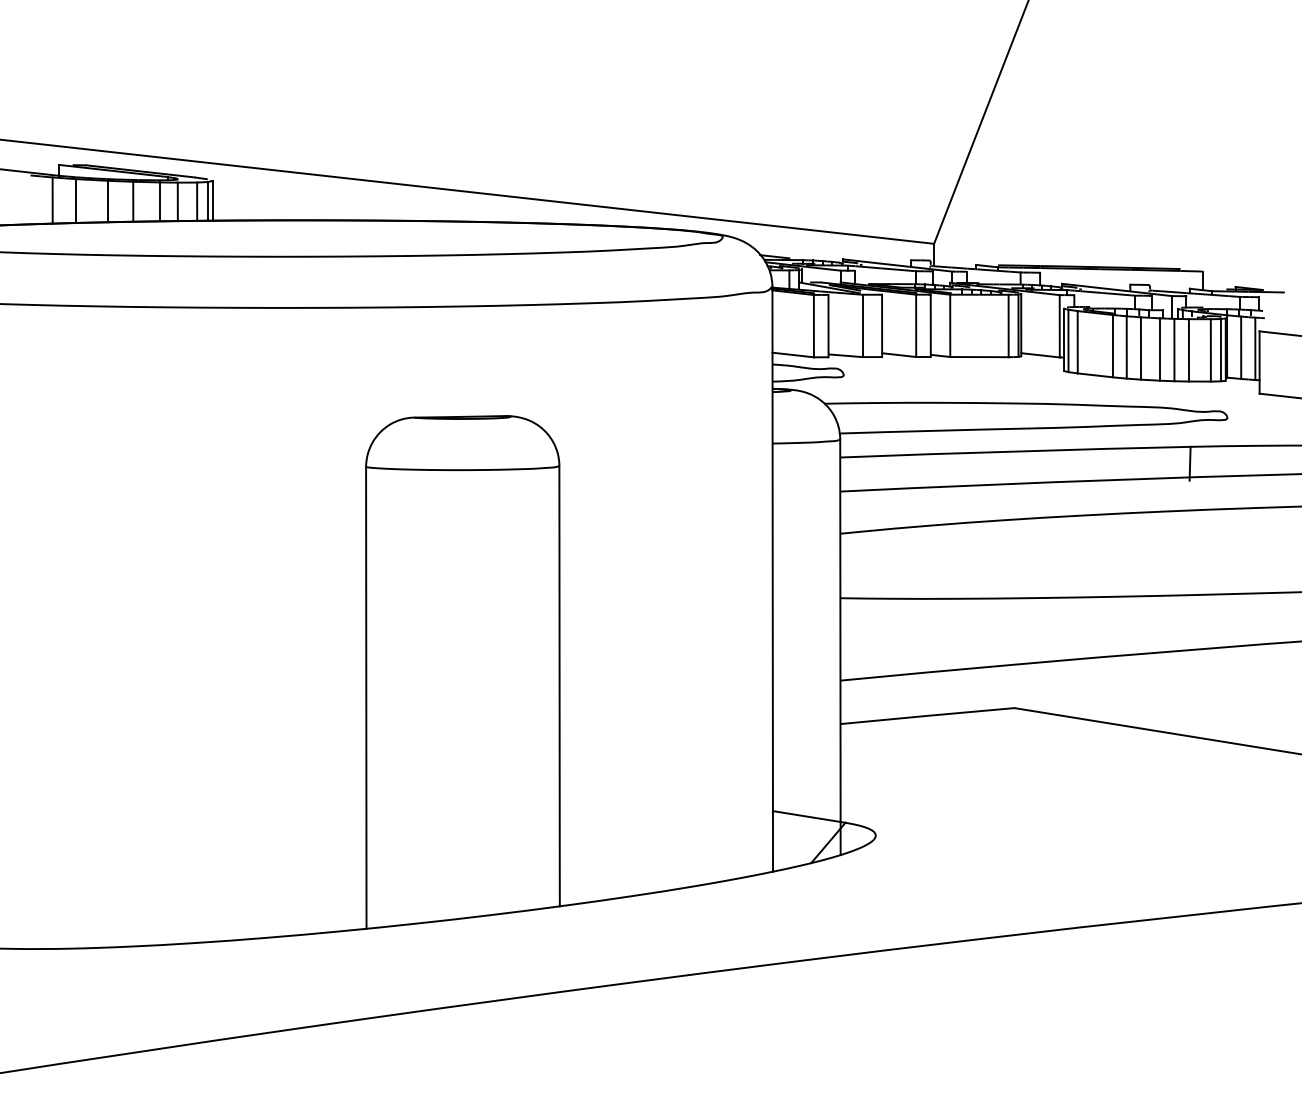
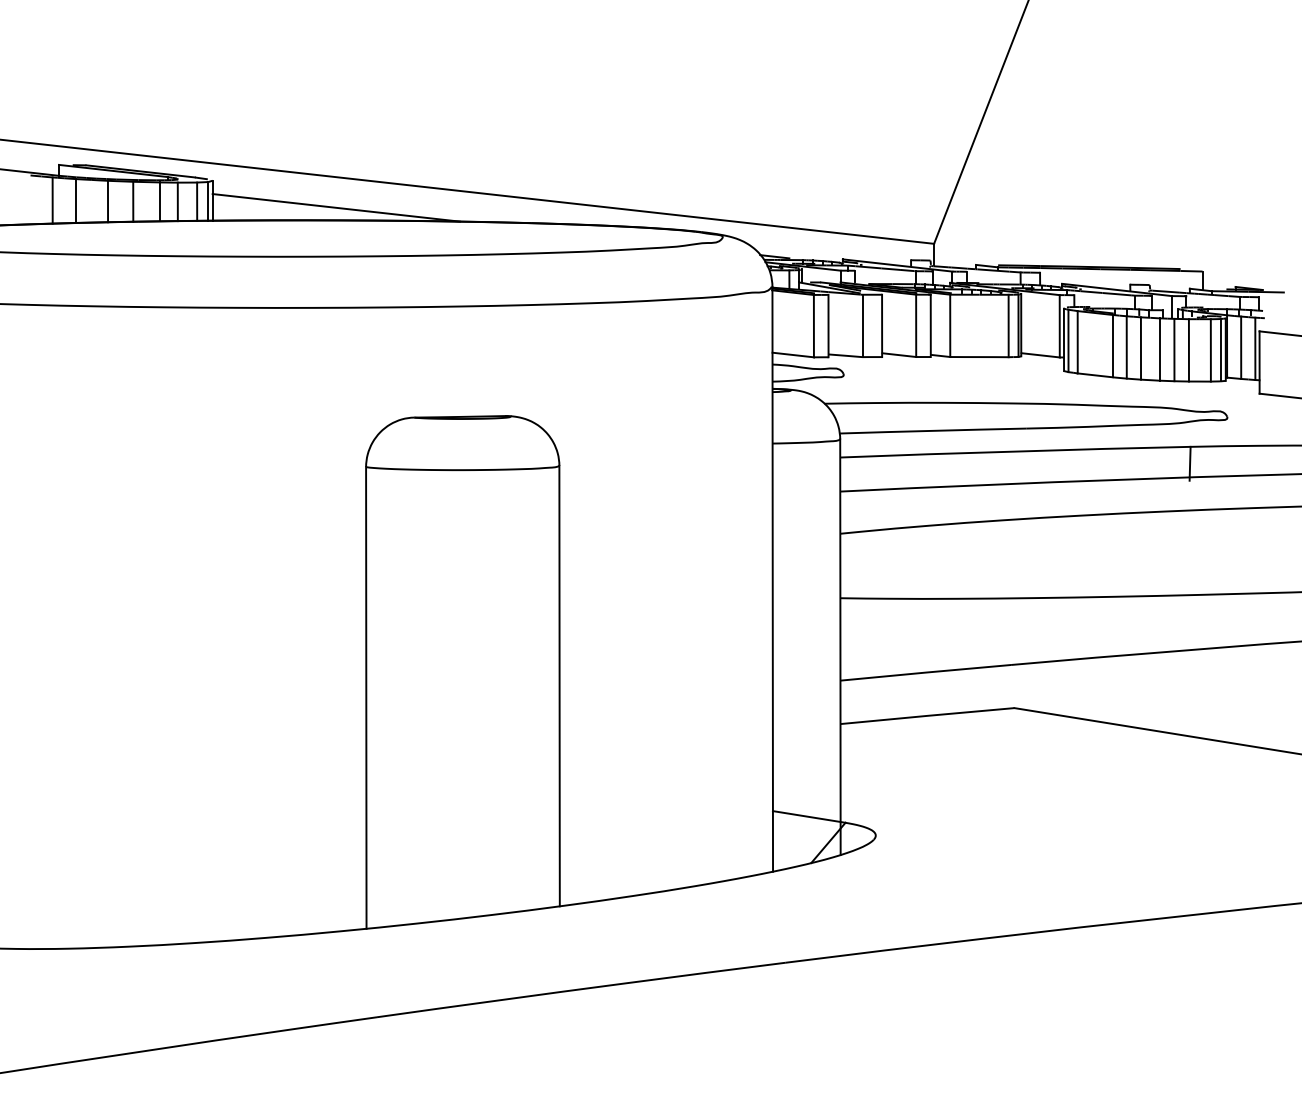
line: none -> present (335, 207)
